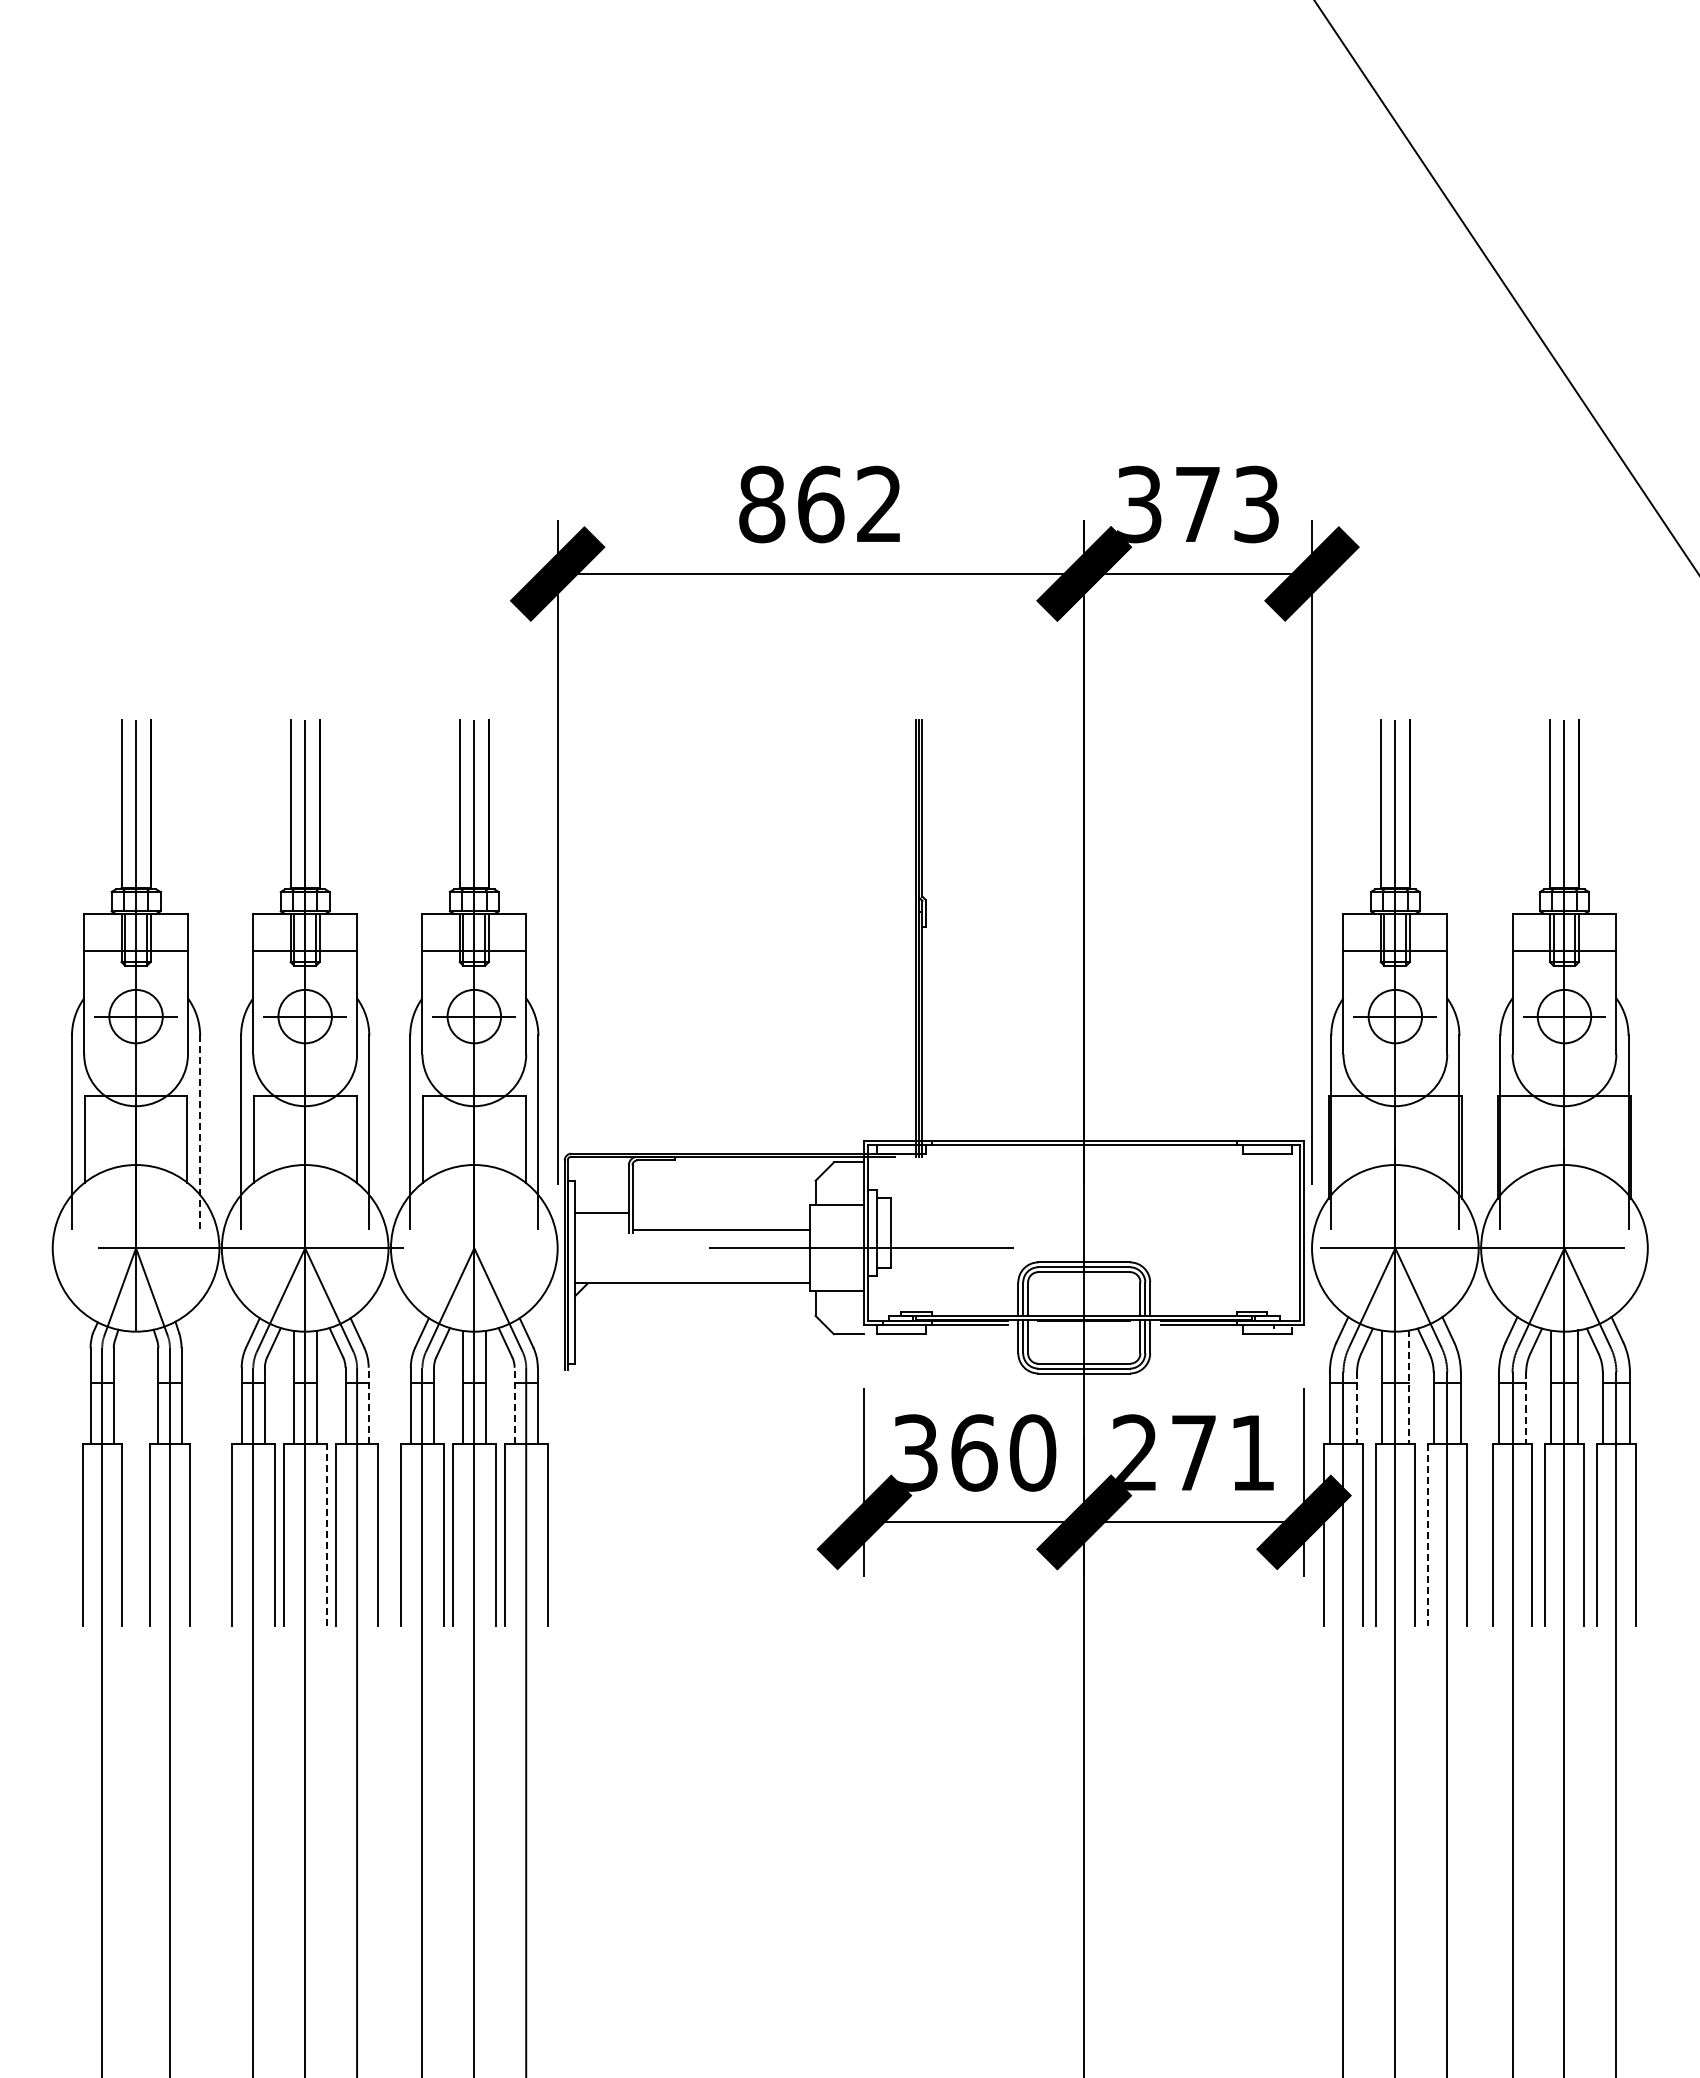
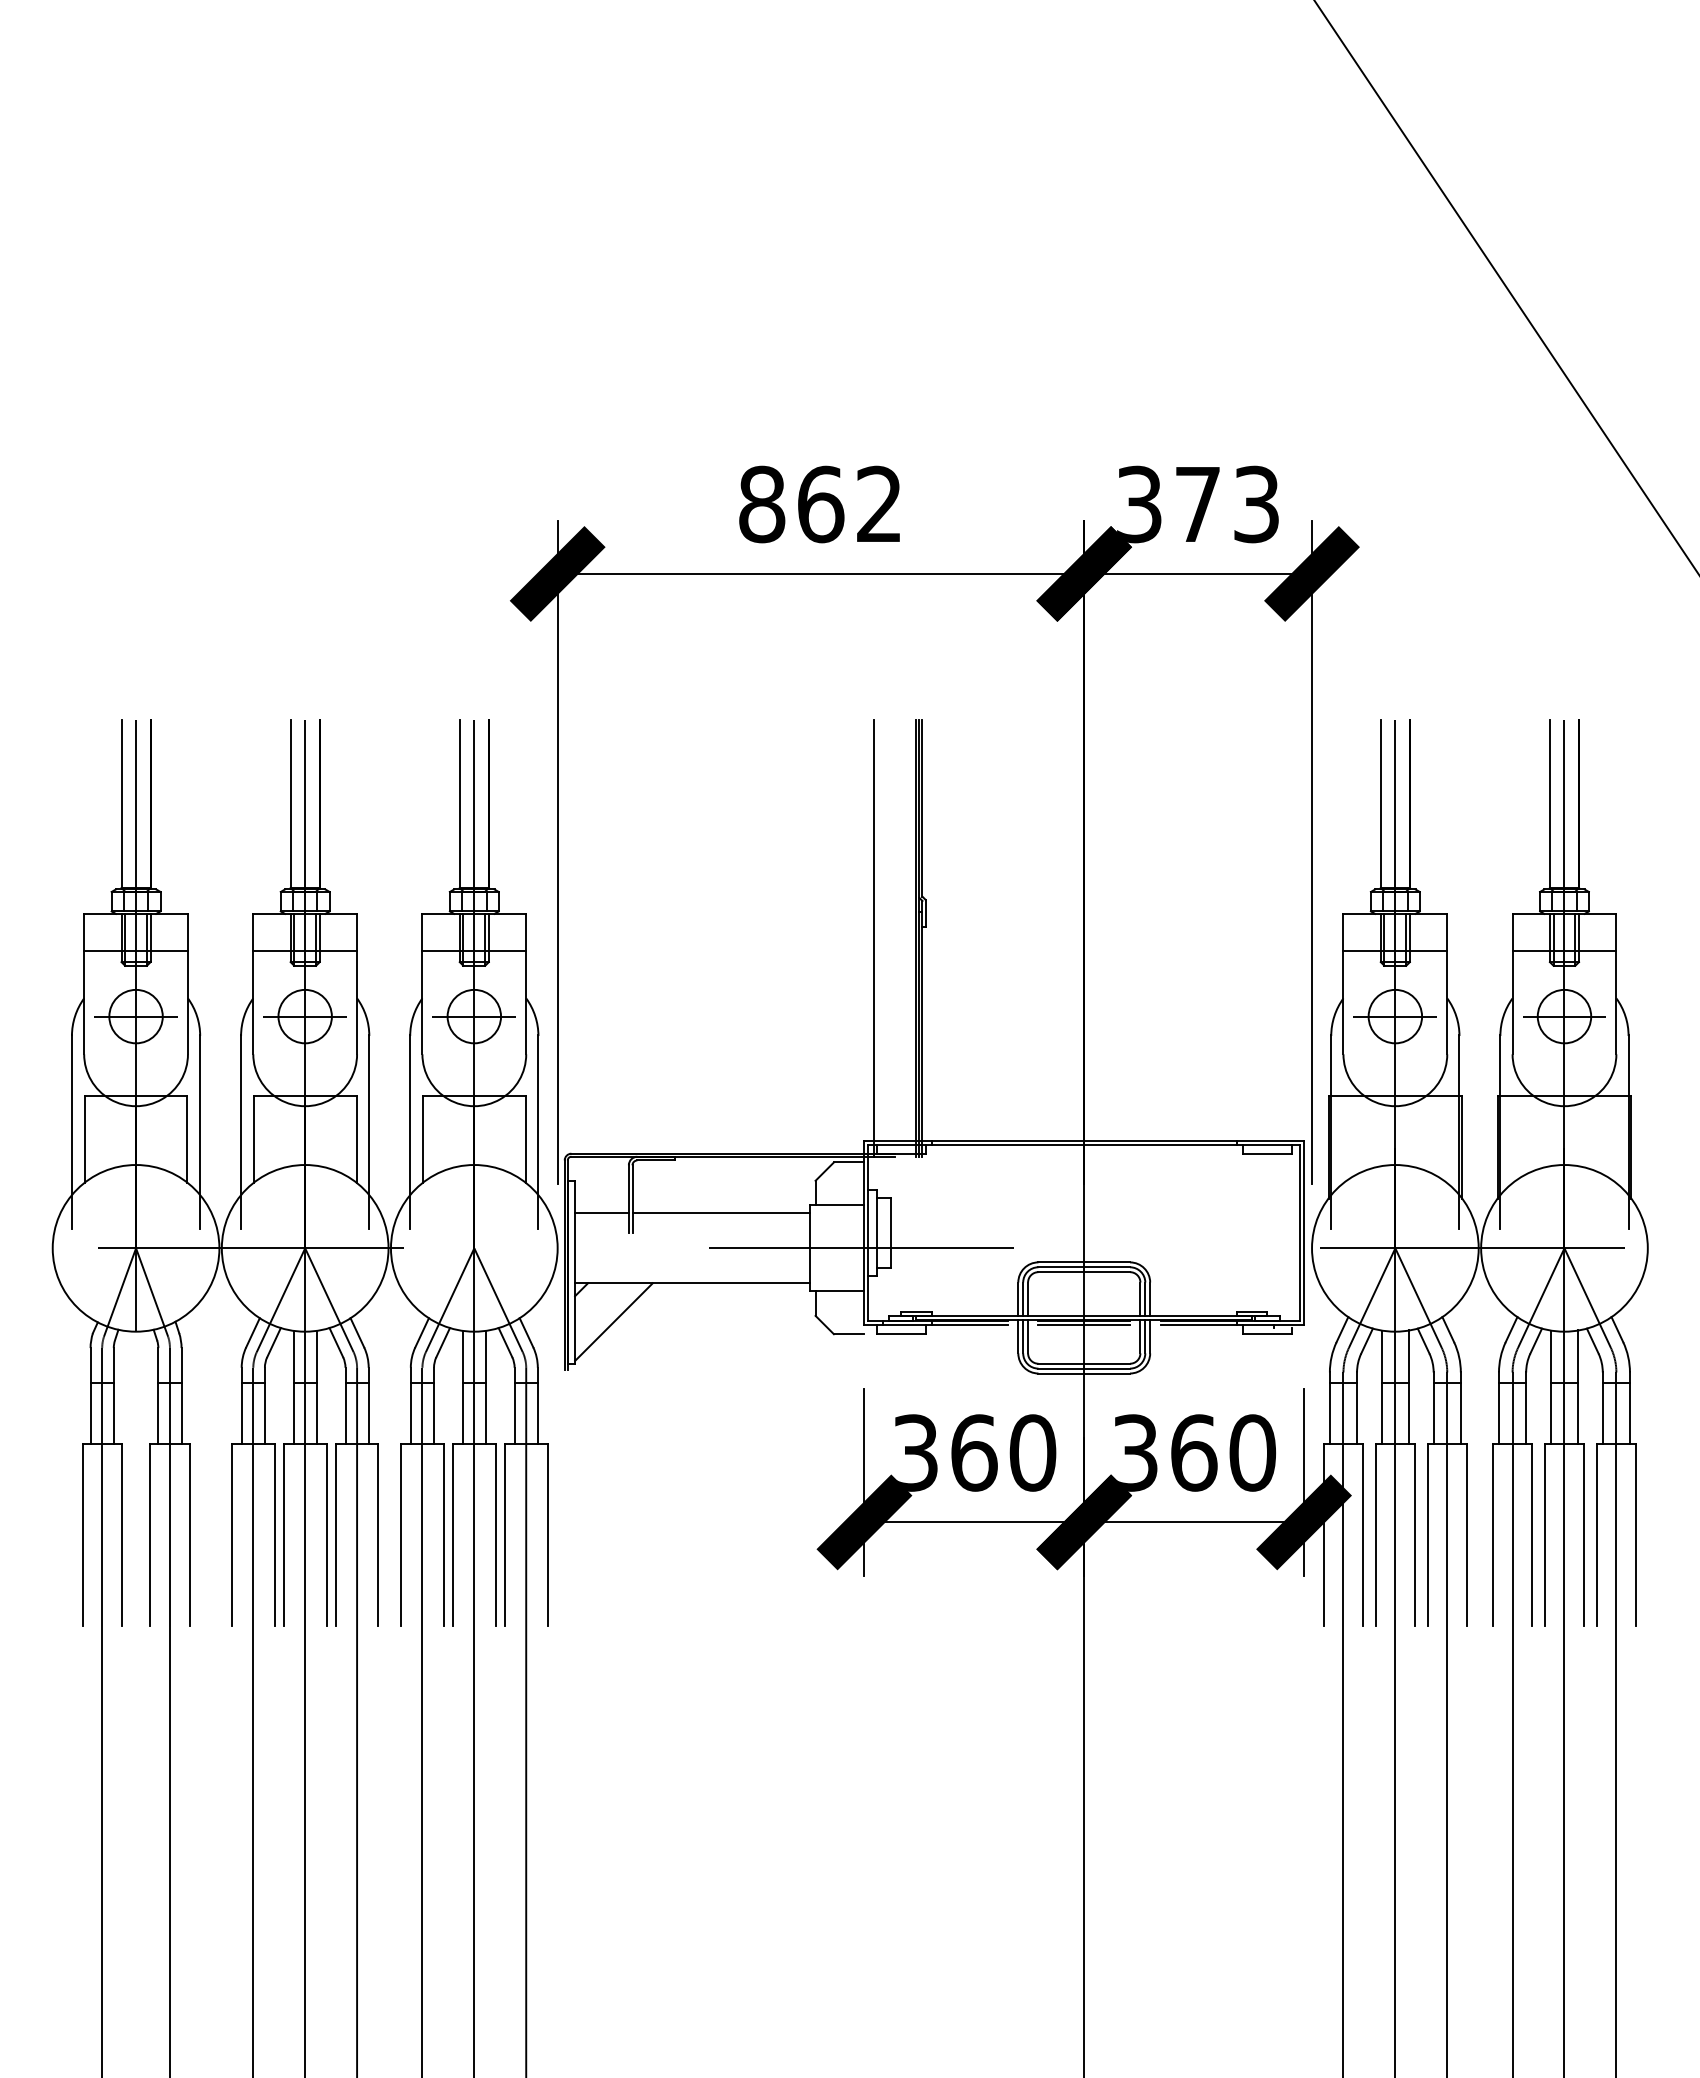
line: none -> present (873, 937)
line: dashed -> solid (200, 1132)
line position: (720, 1230) -> (720, 1213) (720, 1213)
line: none -> present (613, 1321)
line: none -> present (1084, 1324)
line: dashed -> solid (1409, 1386)
line: dashed -> solid (368, 1405)
line: dashed -> solid (514, 1405)
line: dashed -> solid (1357, 1408)
line: dashed -> solid (1526, 1408)
text: 271 -> 360 (1194, 1452)
line: dashed -> solid (326, 1534)
line: dashed -> solid (1427, 1534)
